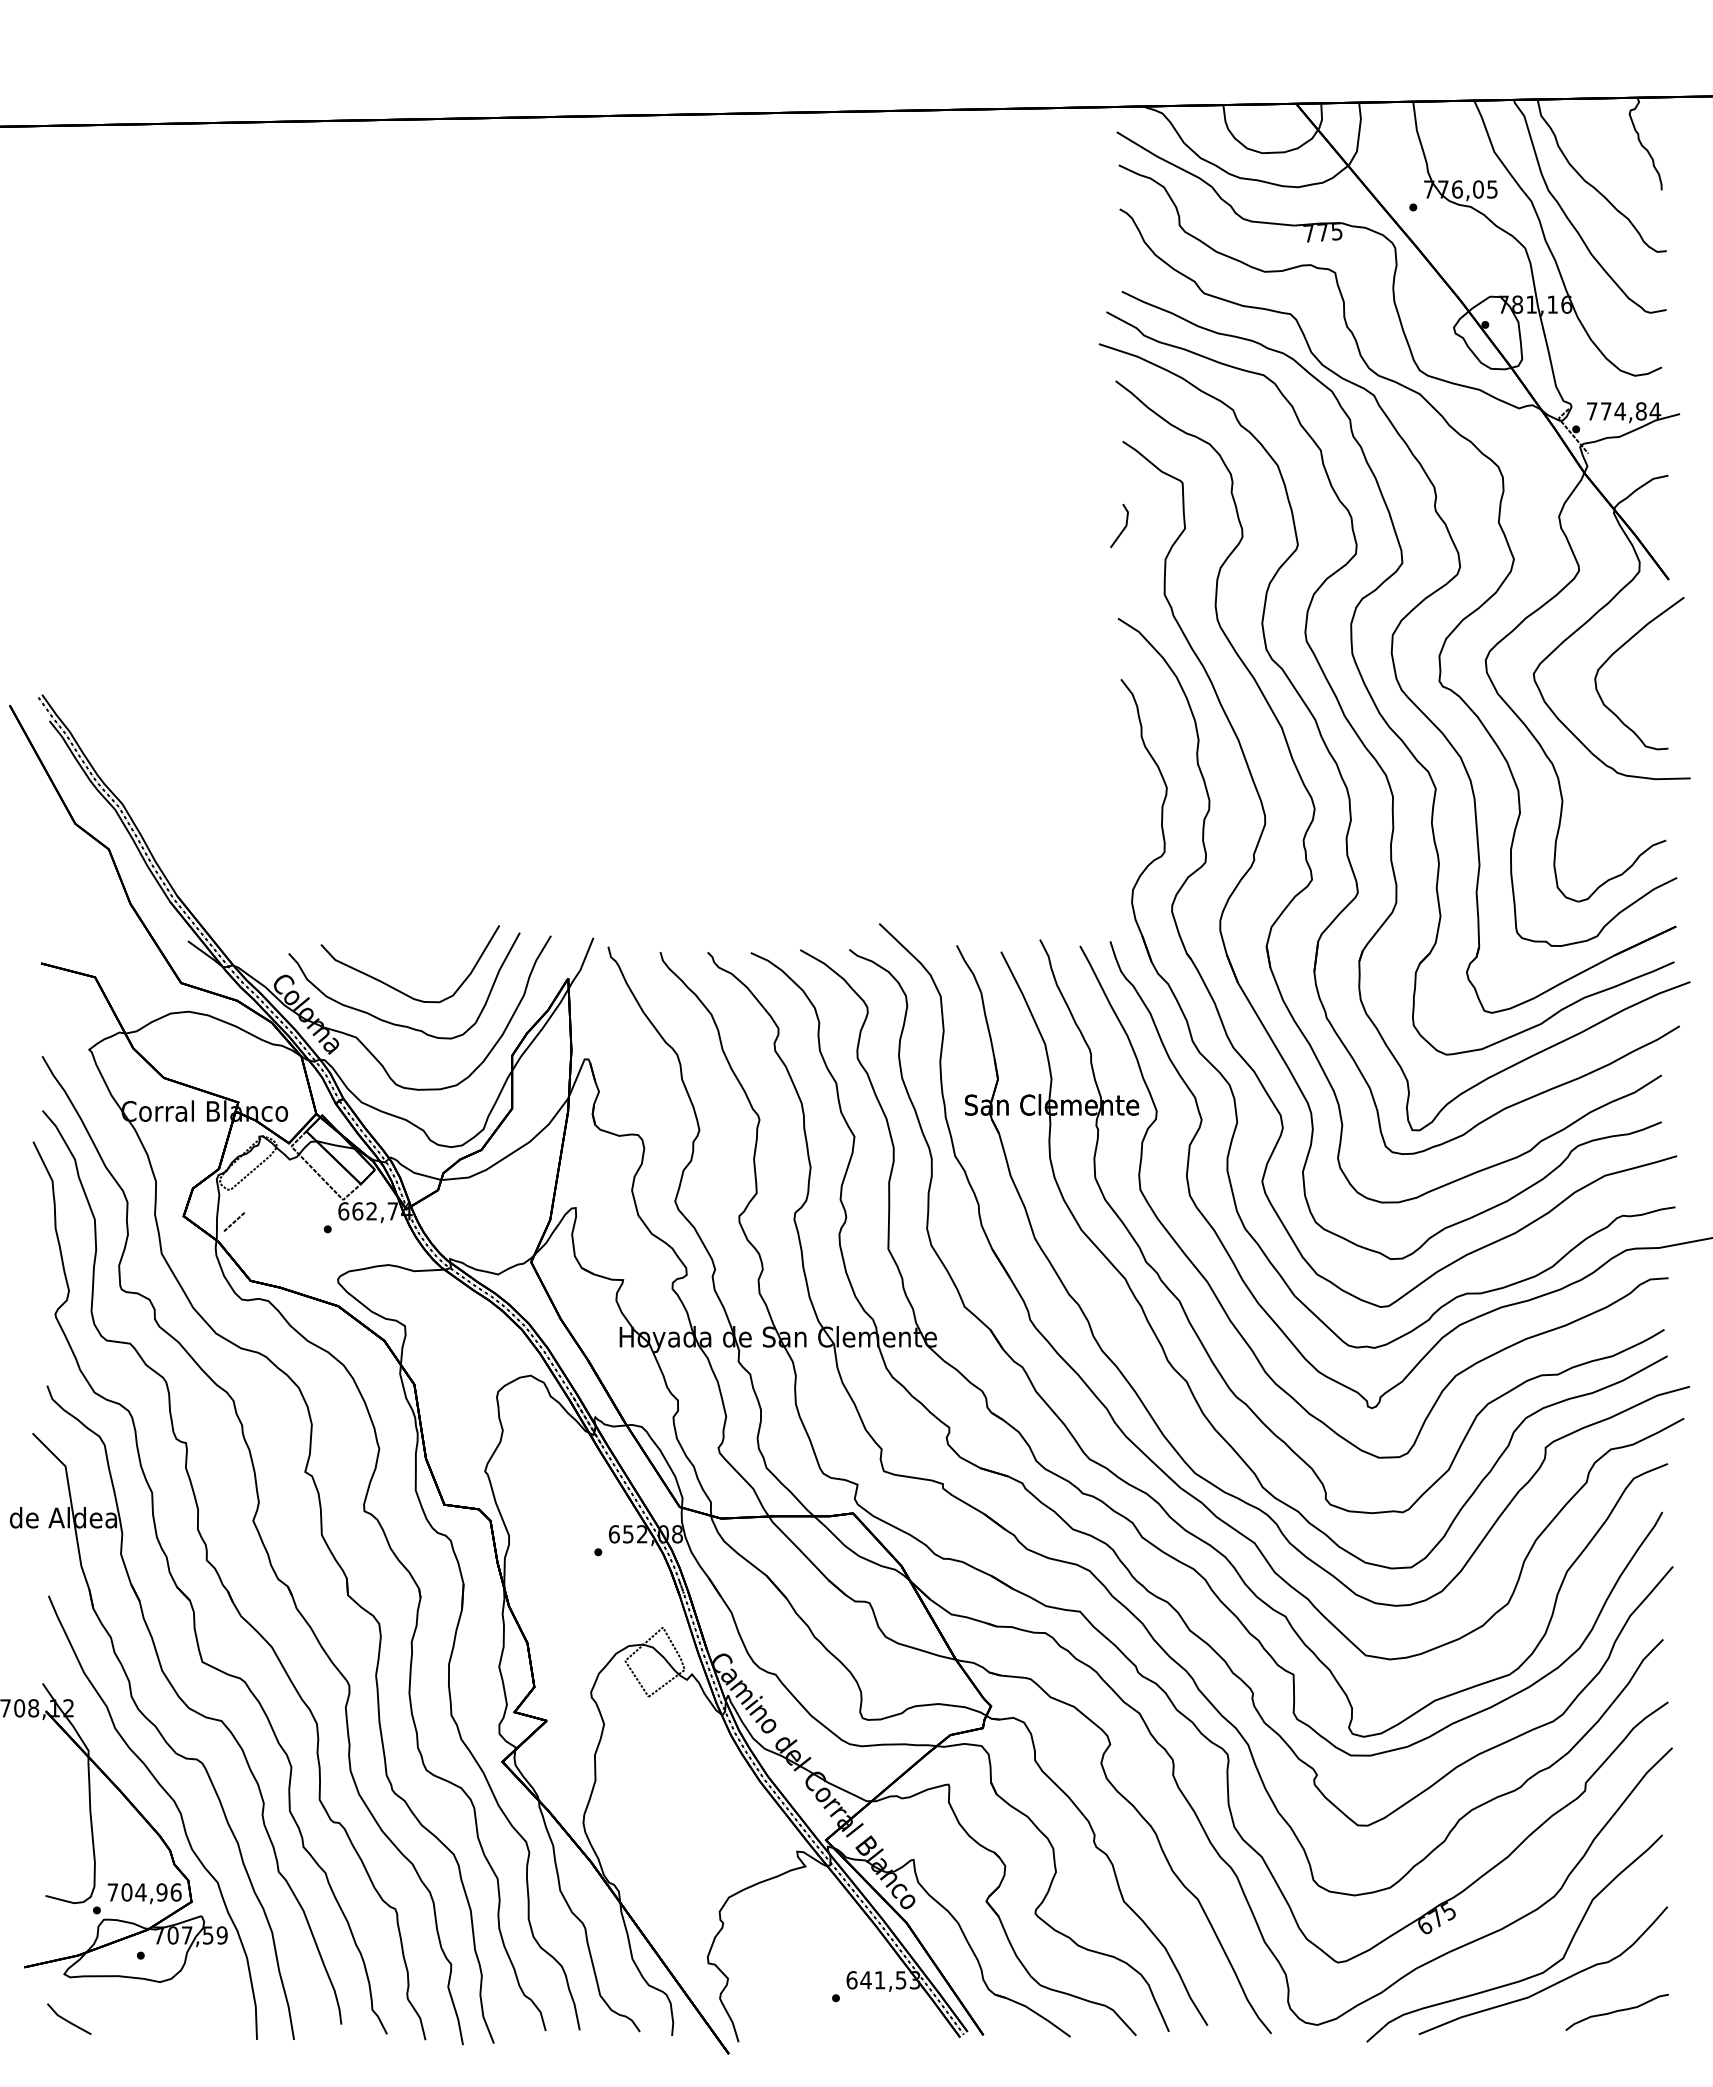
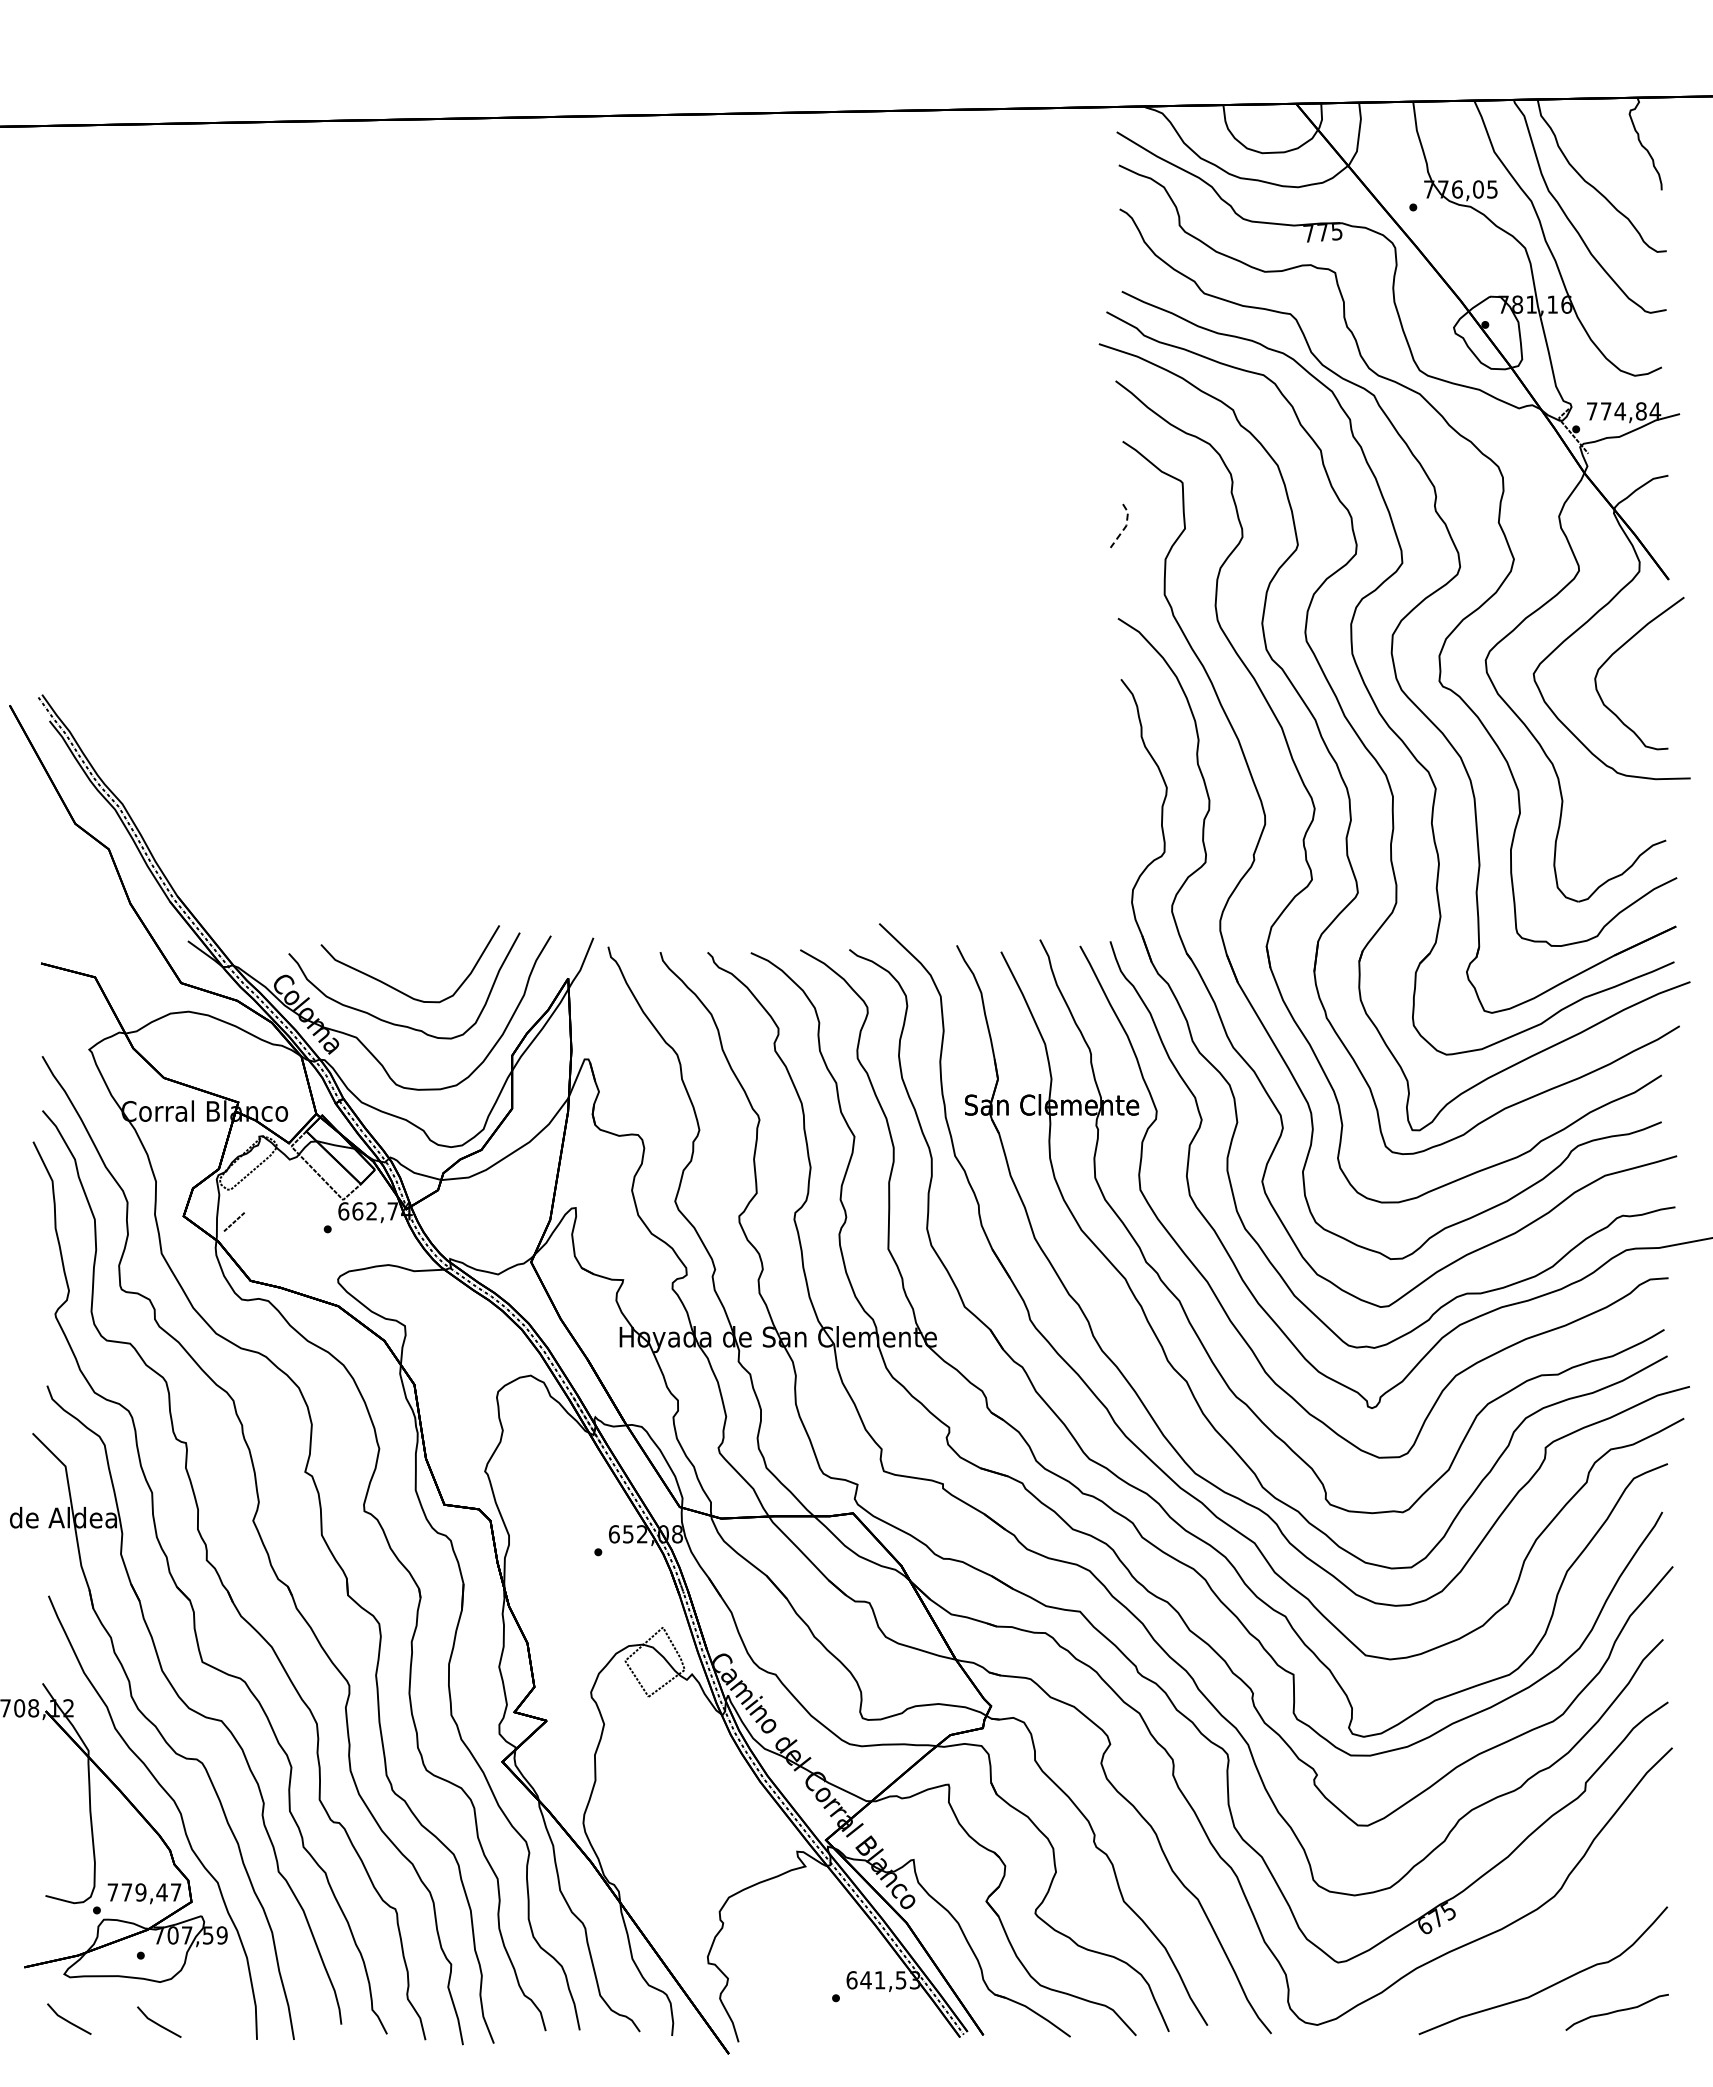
line: solid -> dashed (1125, 526)
text: 704,96 -> 779,47 (151, 1892)
curve: present -> none (1526, 1977)
line: none -> present (158, 2023)
